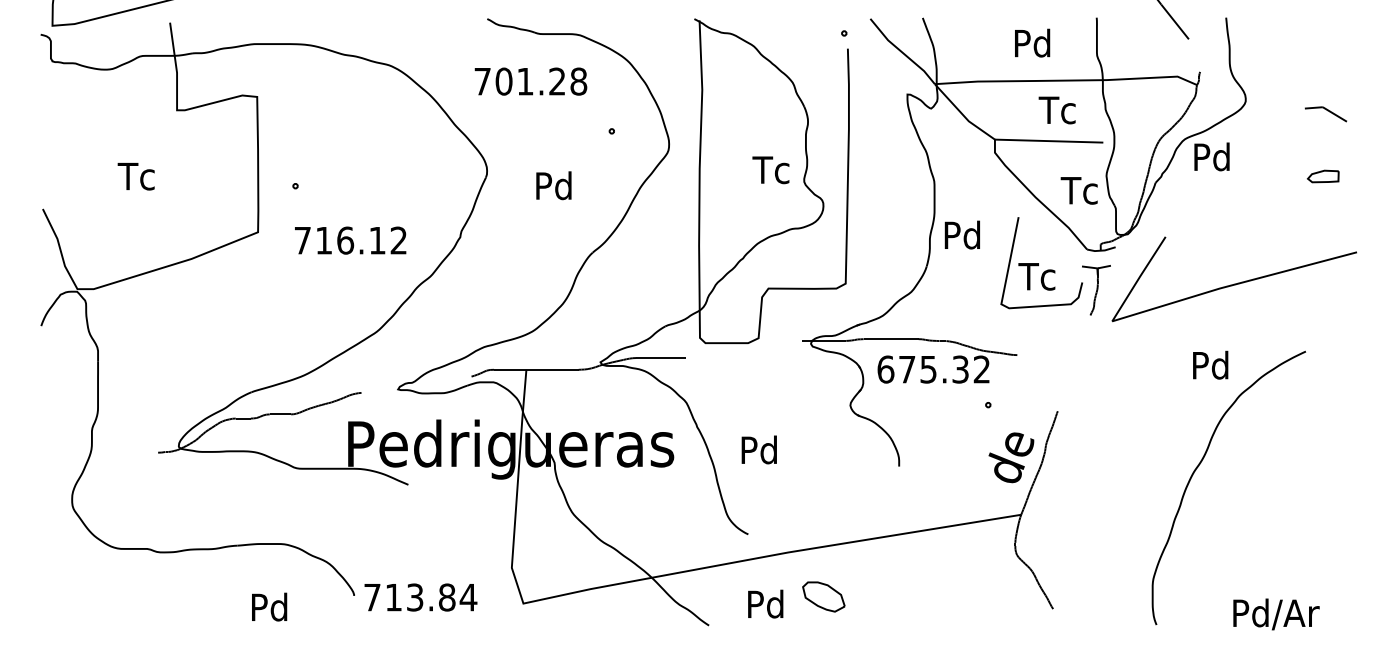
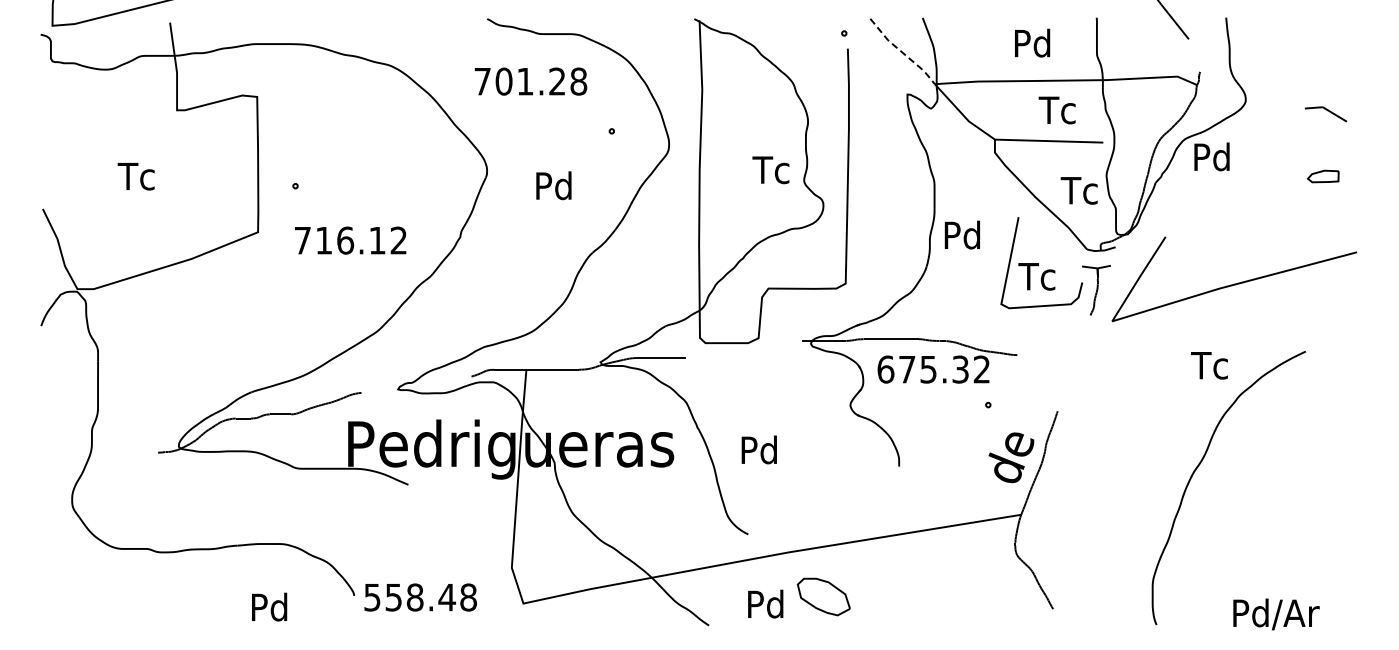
line: solid -> dashed (902, 52)
text: Pd -> Tc (1209, 364)
part size: 44x32 px -> 55x40 px (823, 596)
text: 713.84 -> 558.48 (420, 597)
